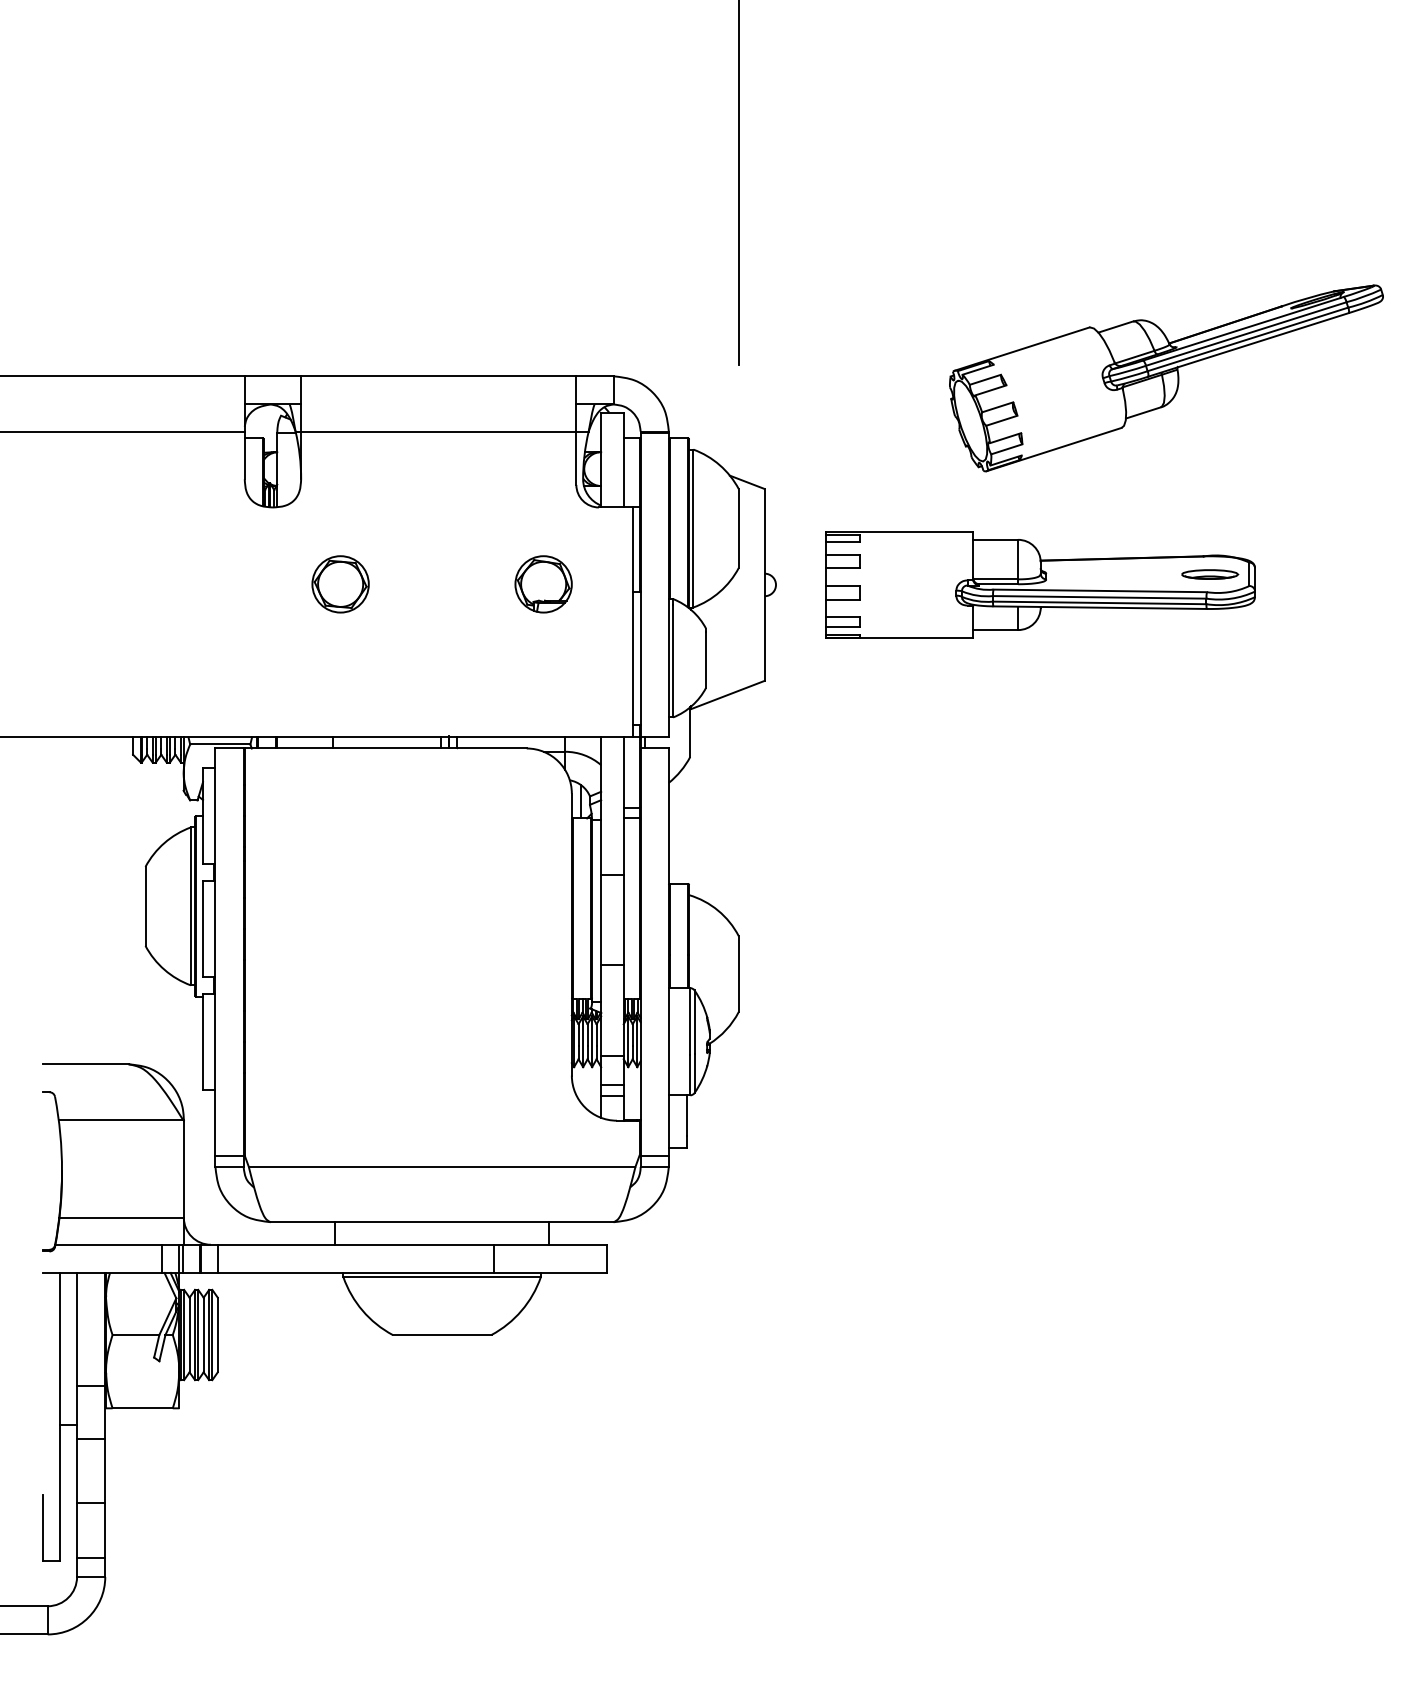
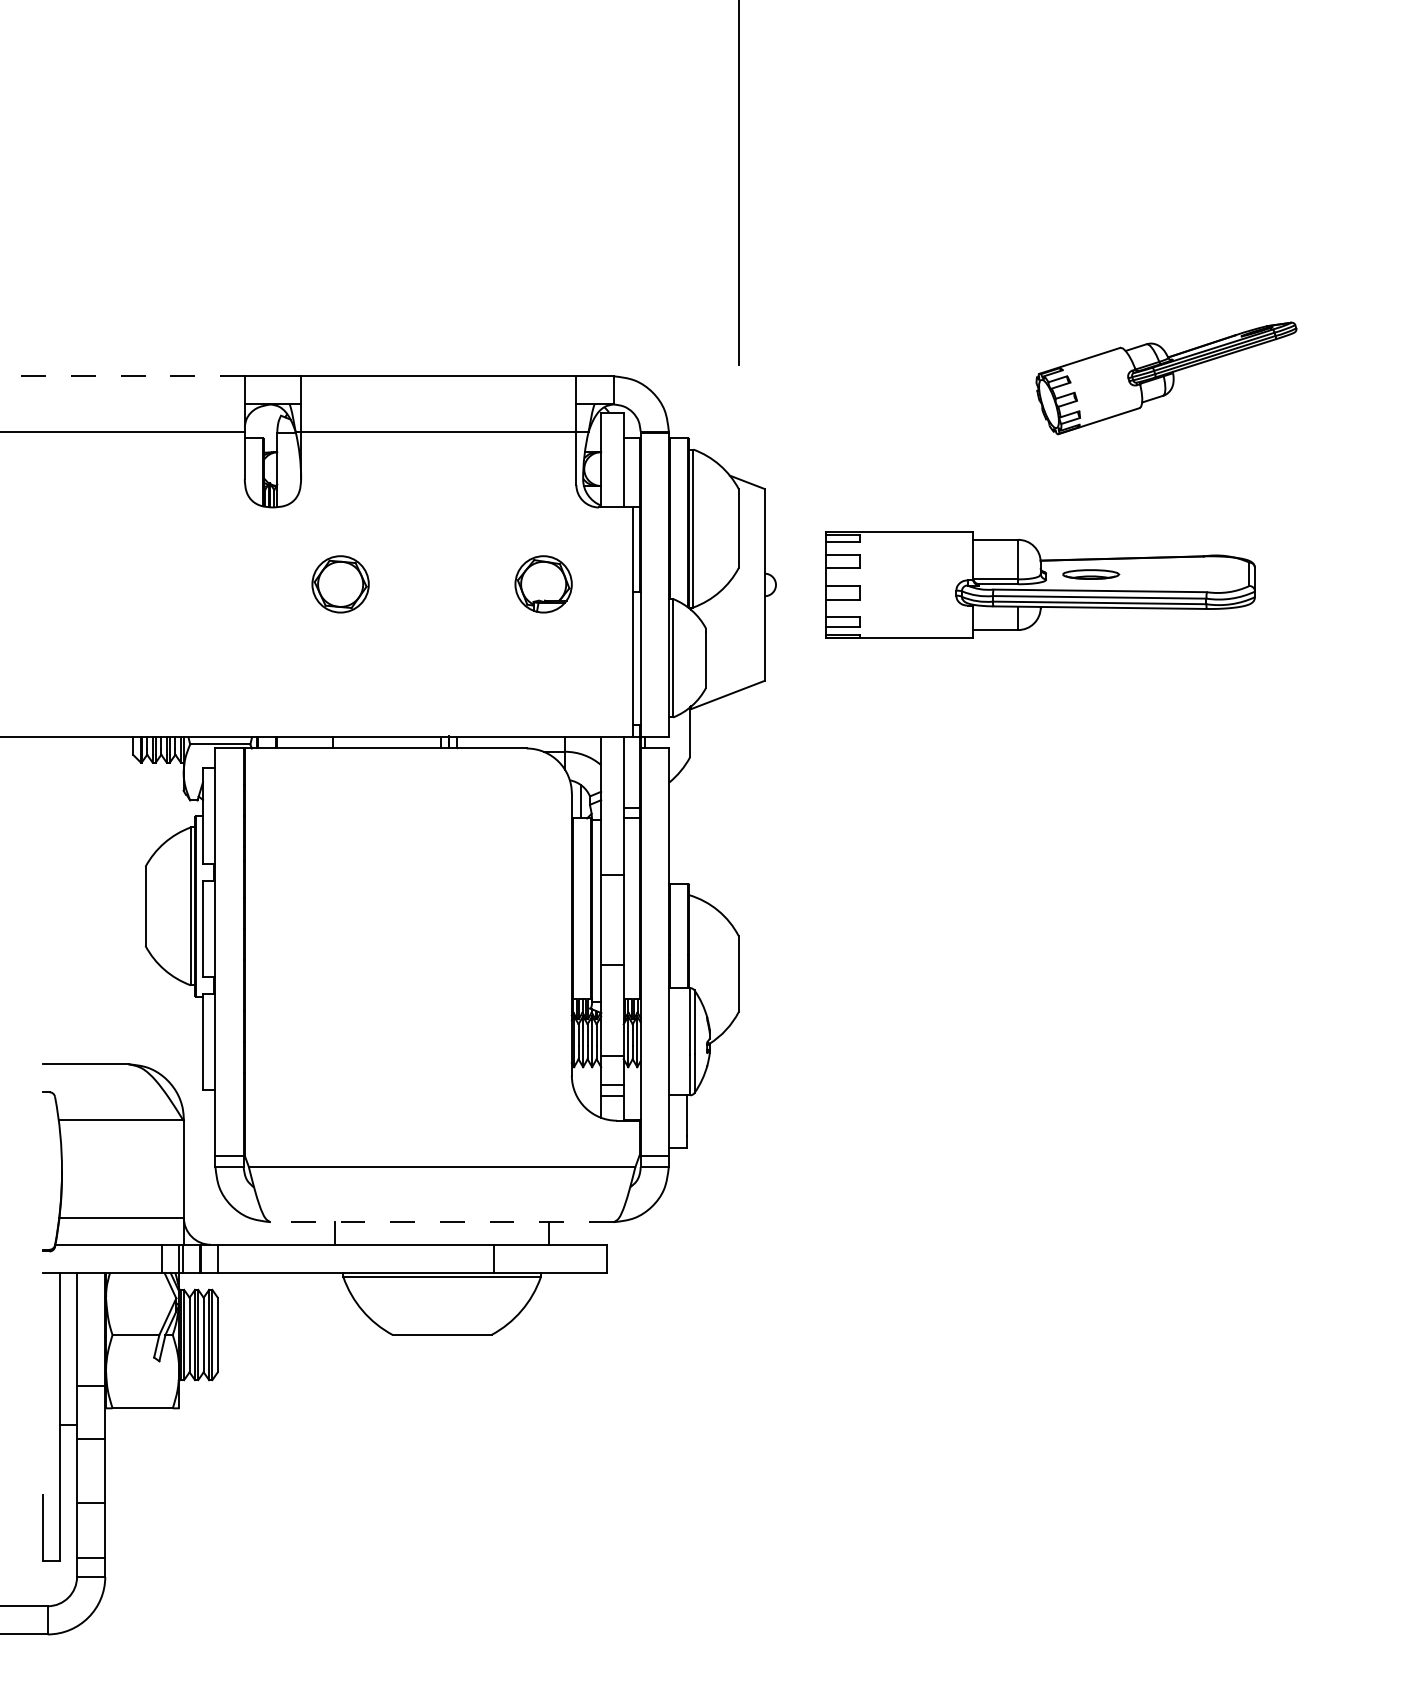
line: solid -> dashed (122, 376)
part size: 435x189 px -> 263x115 px (1166, 378)
part position: (1210, 574) -> (1091, 574) (1091, 574)
line: solid -> dashed (441, 1222)
